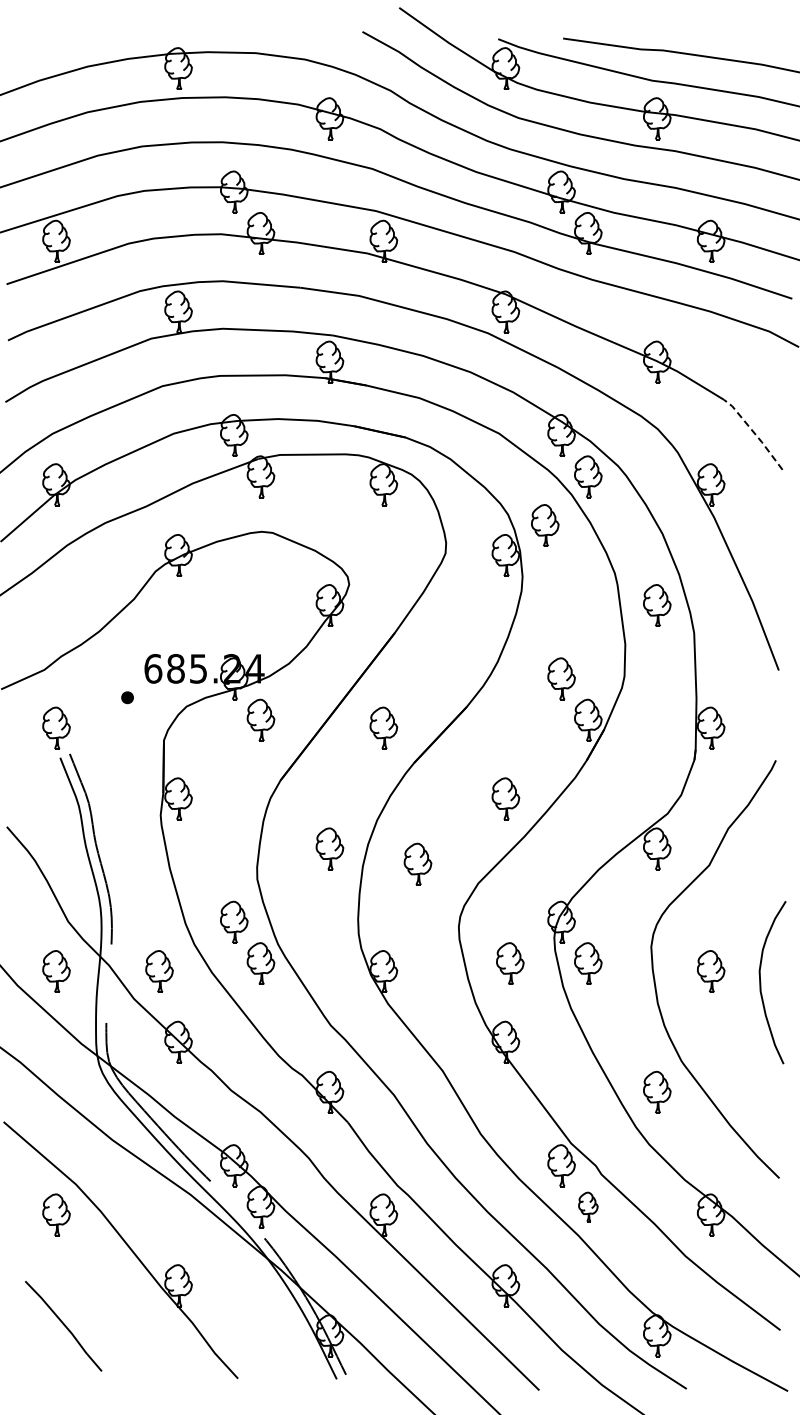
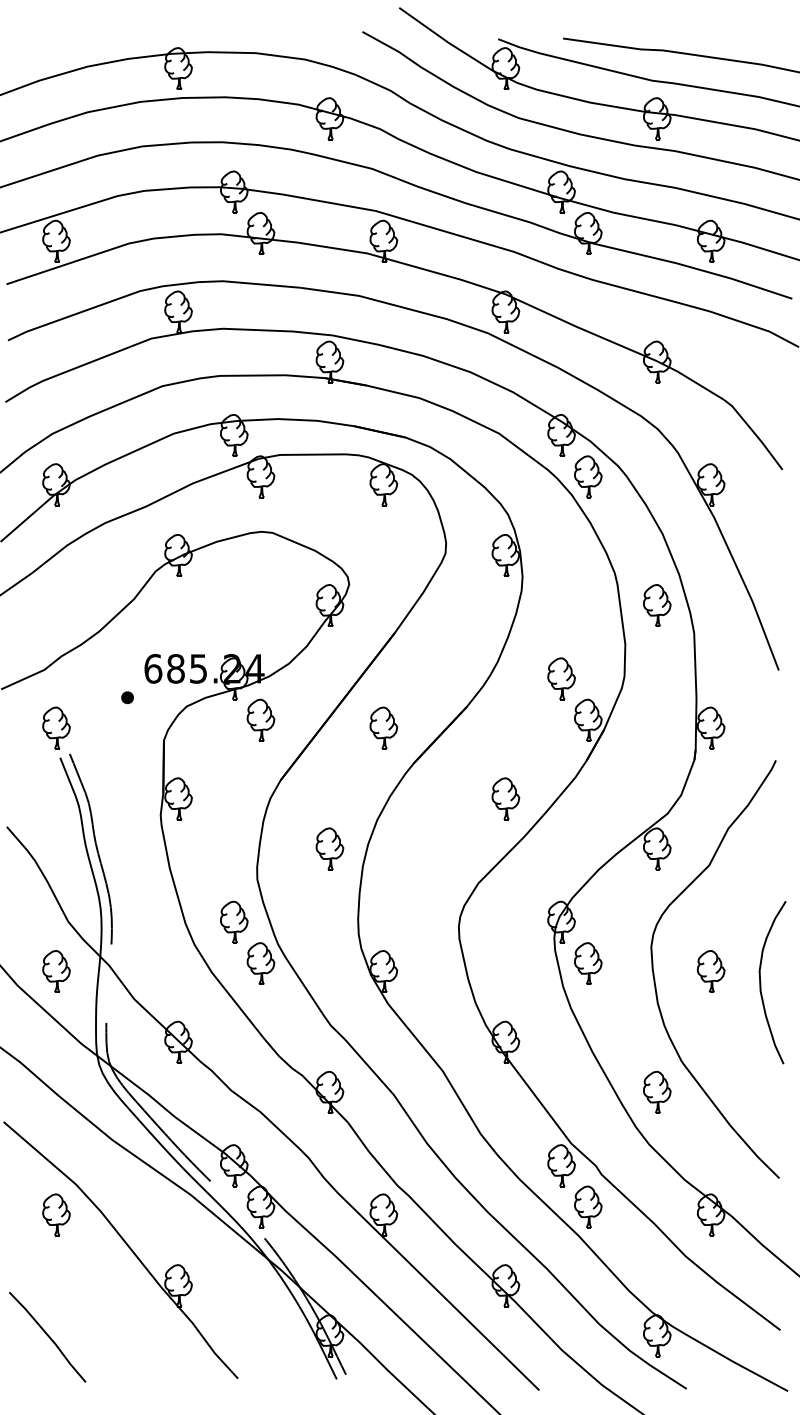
line: dashed -> solid (754, 433)
part: present -> none (545, 525)
part: present -> none (417, 863)
part: present -> none (510, 963)
part: present -> none (159, 971)
part size: 21x32 px -> 29x44 px (588, 1206)
line position: (63, 1325) -> (47, 1336) (47, 1336)
